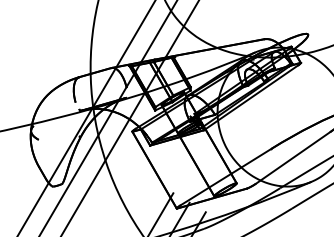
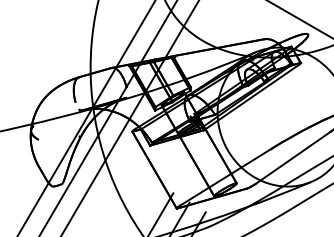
line: none -> present (300, 19)
